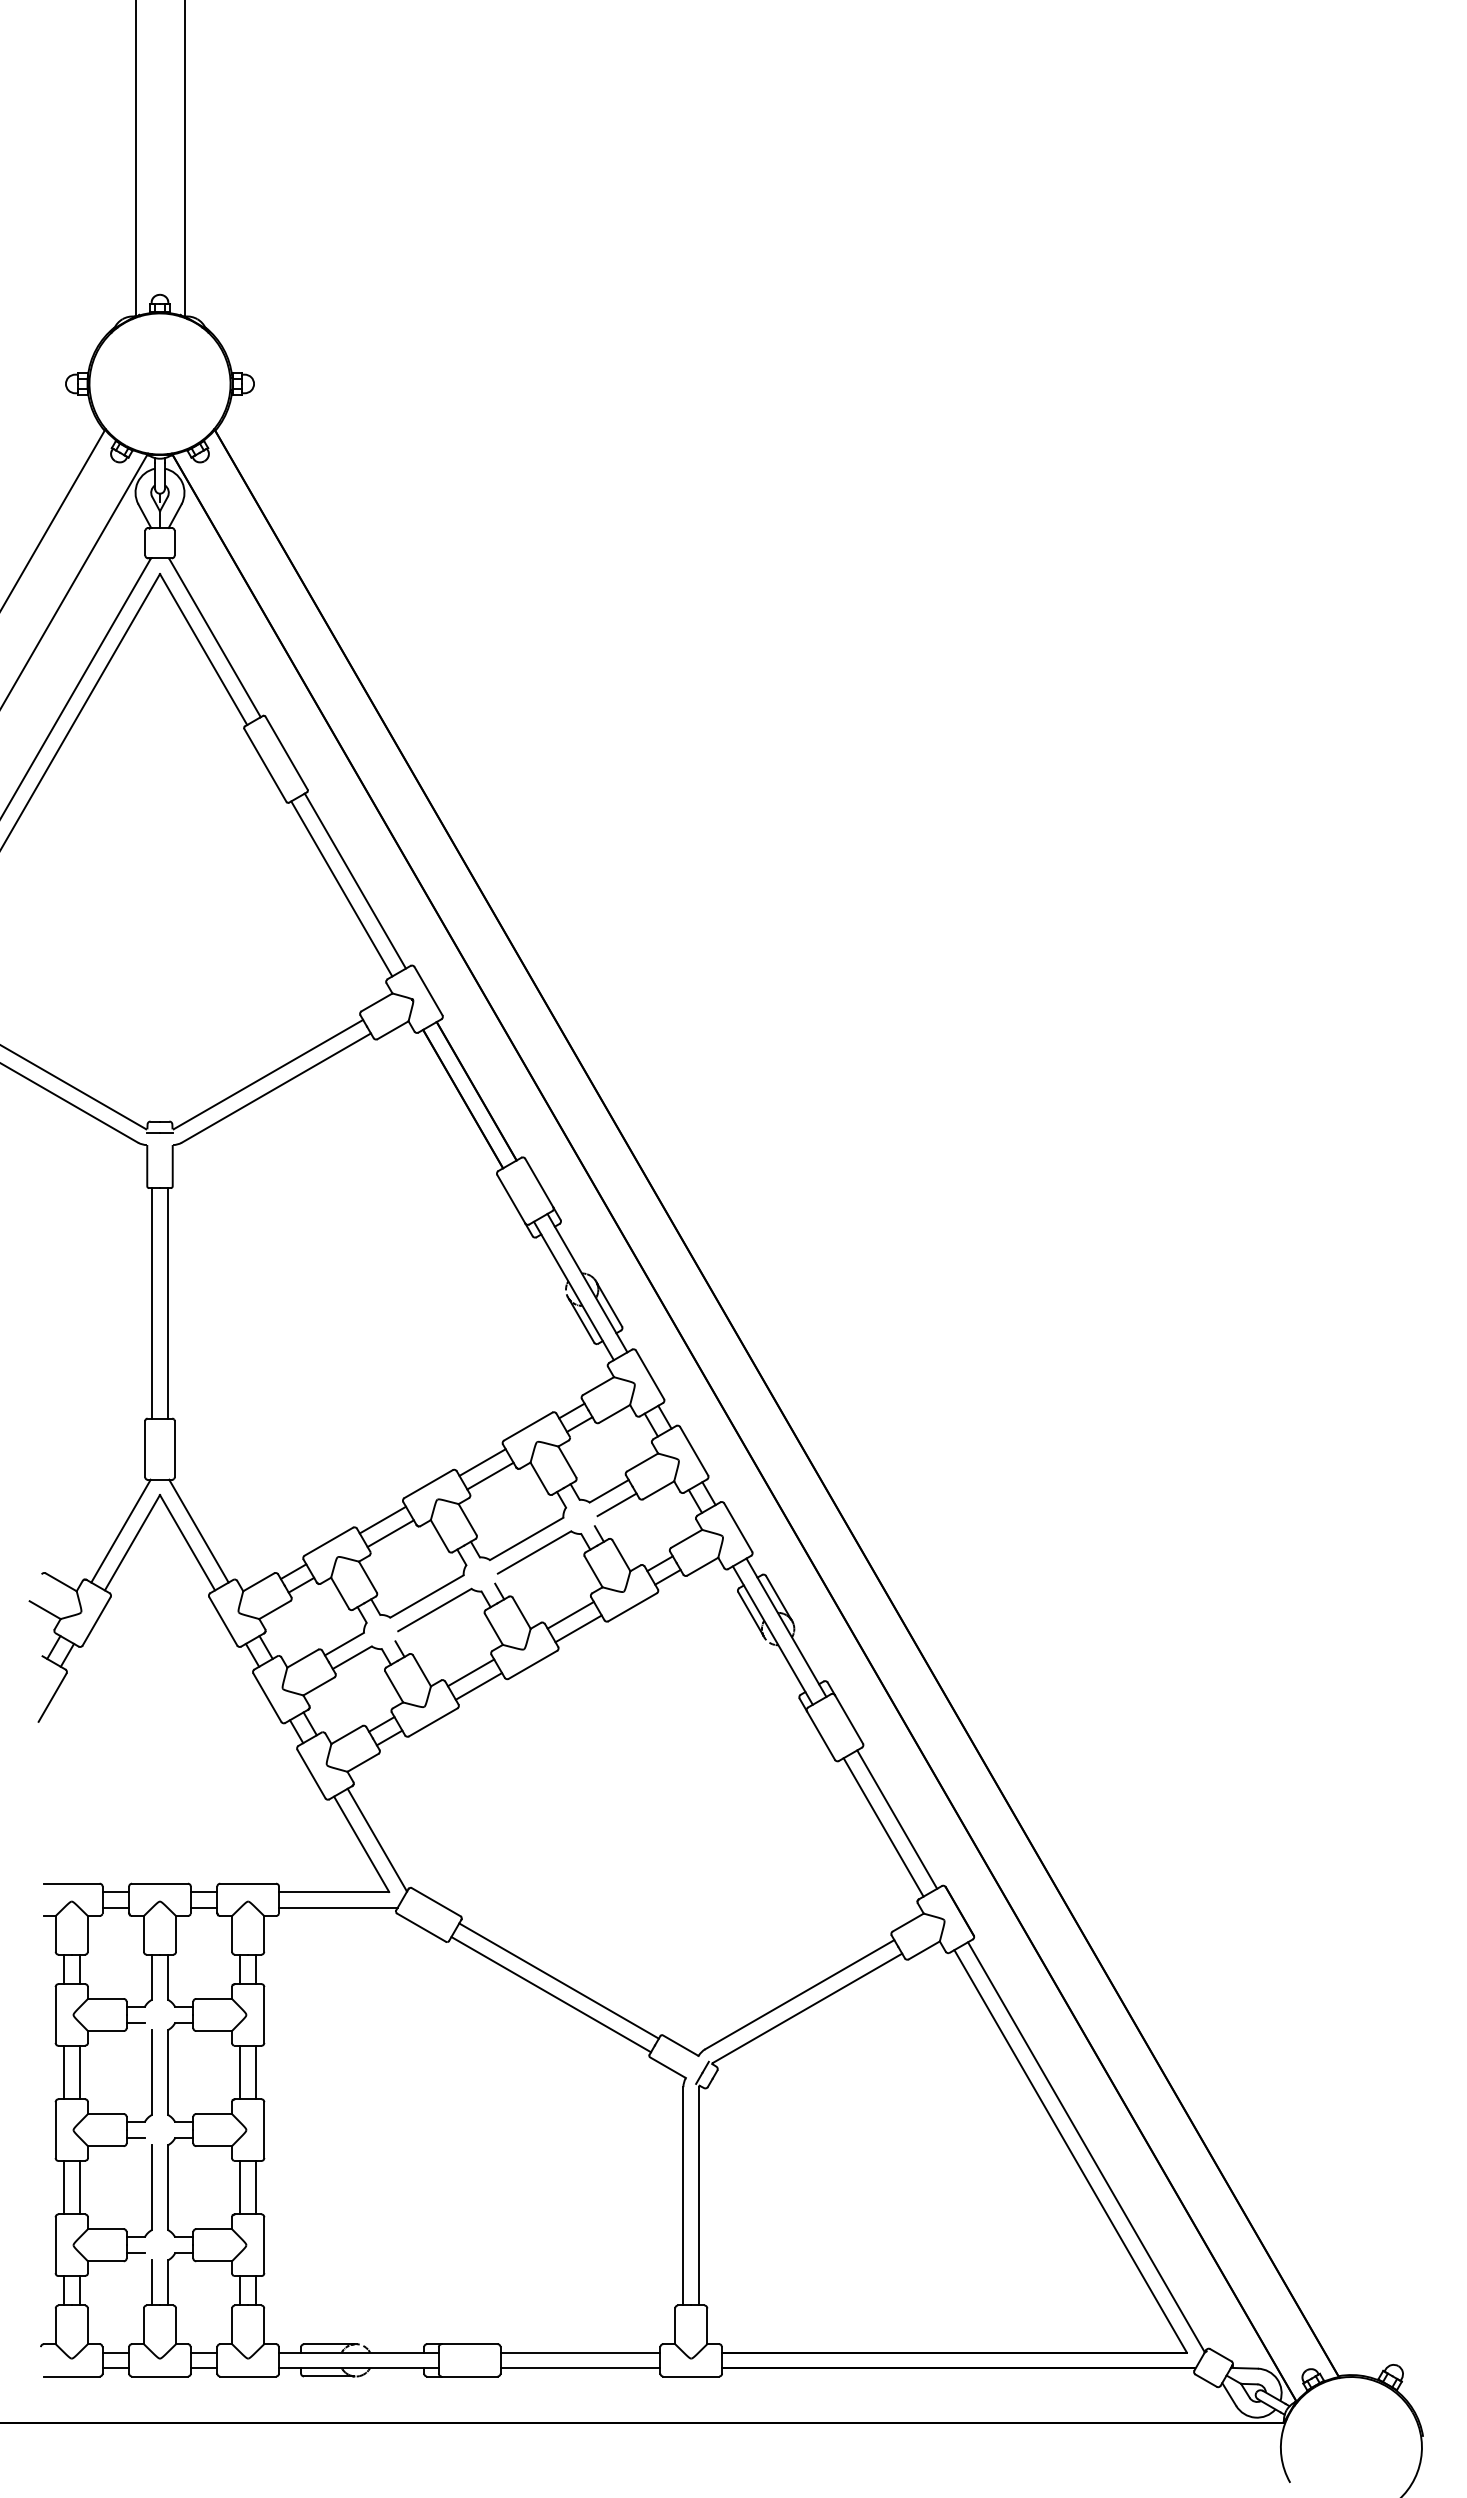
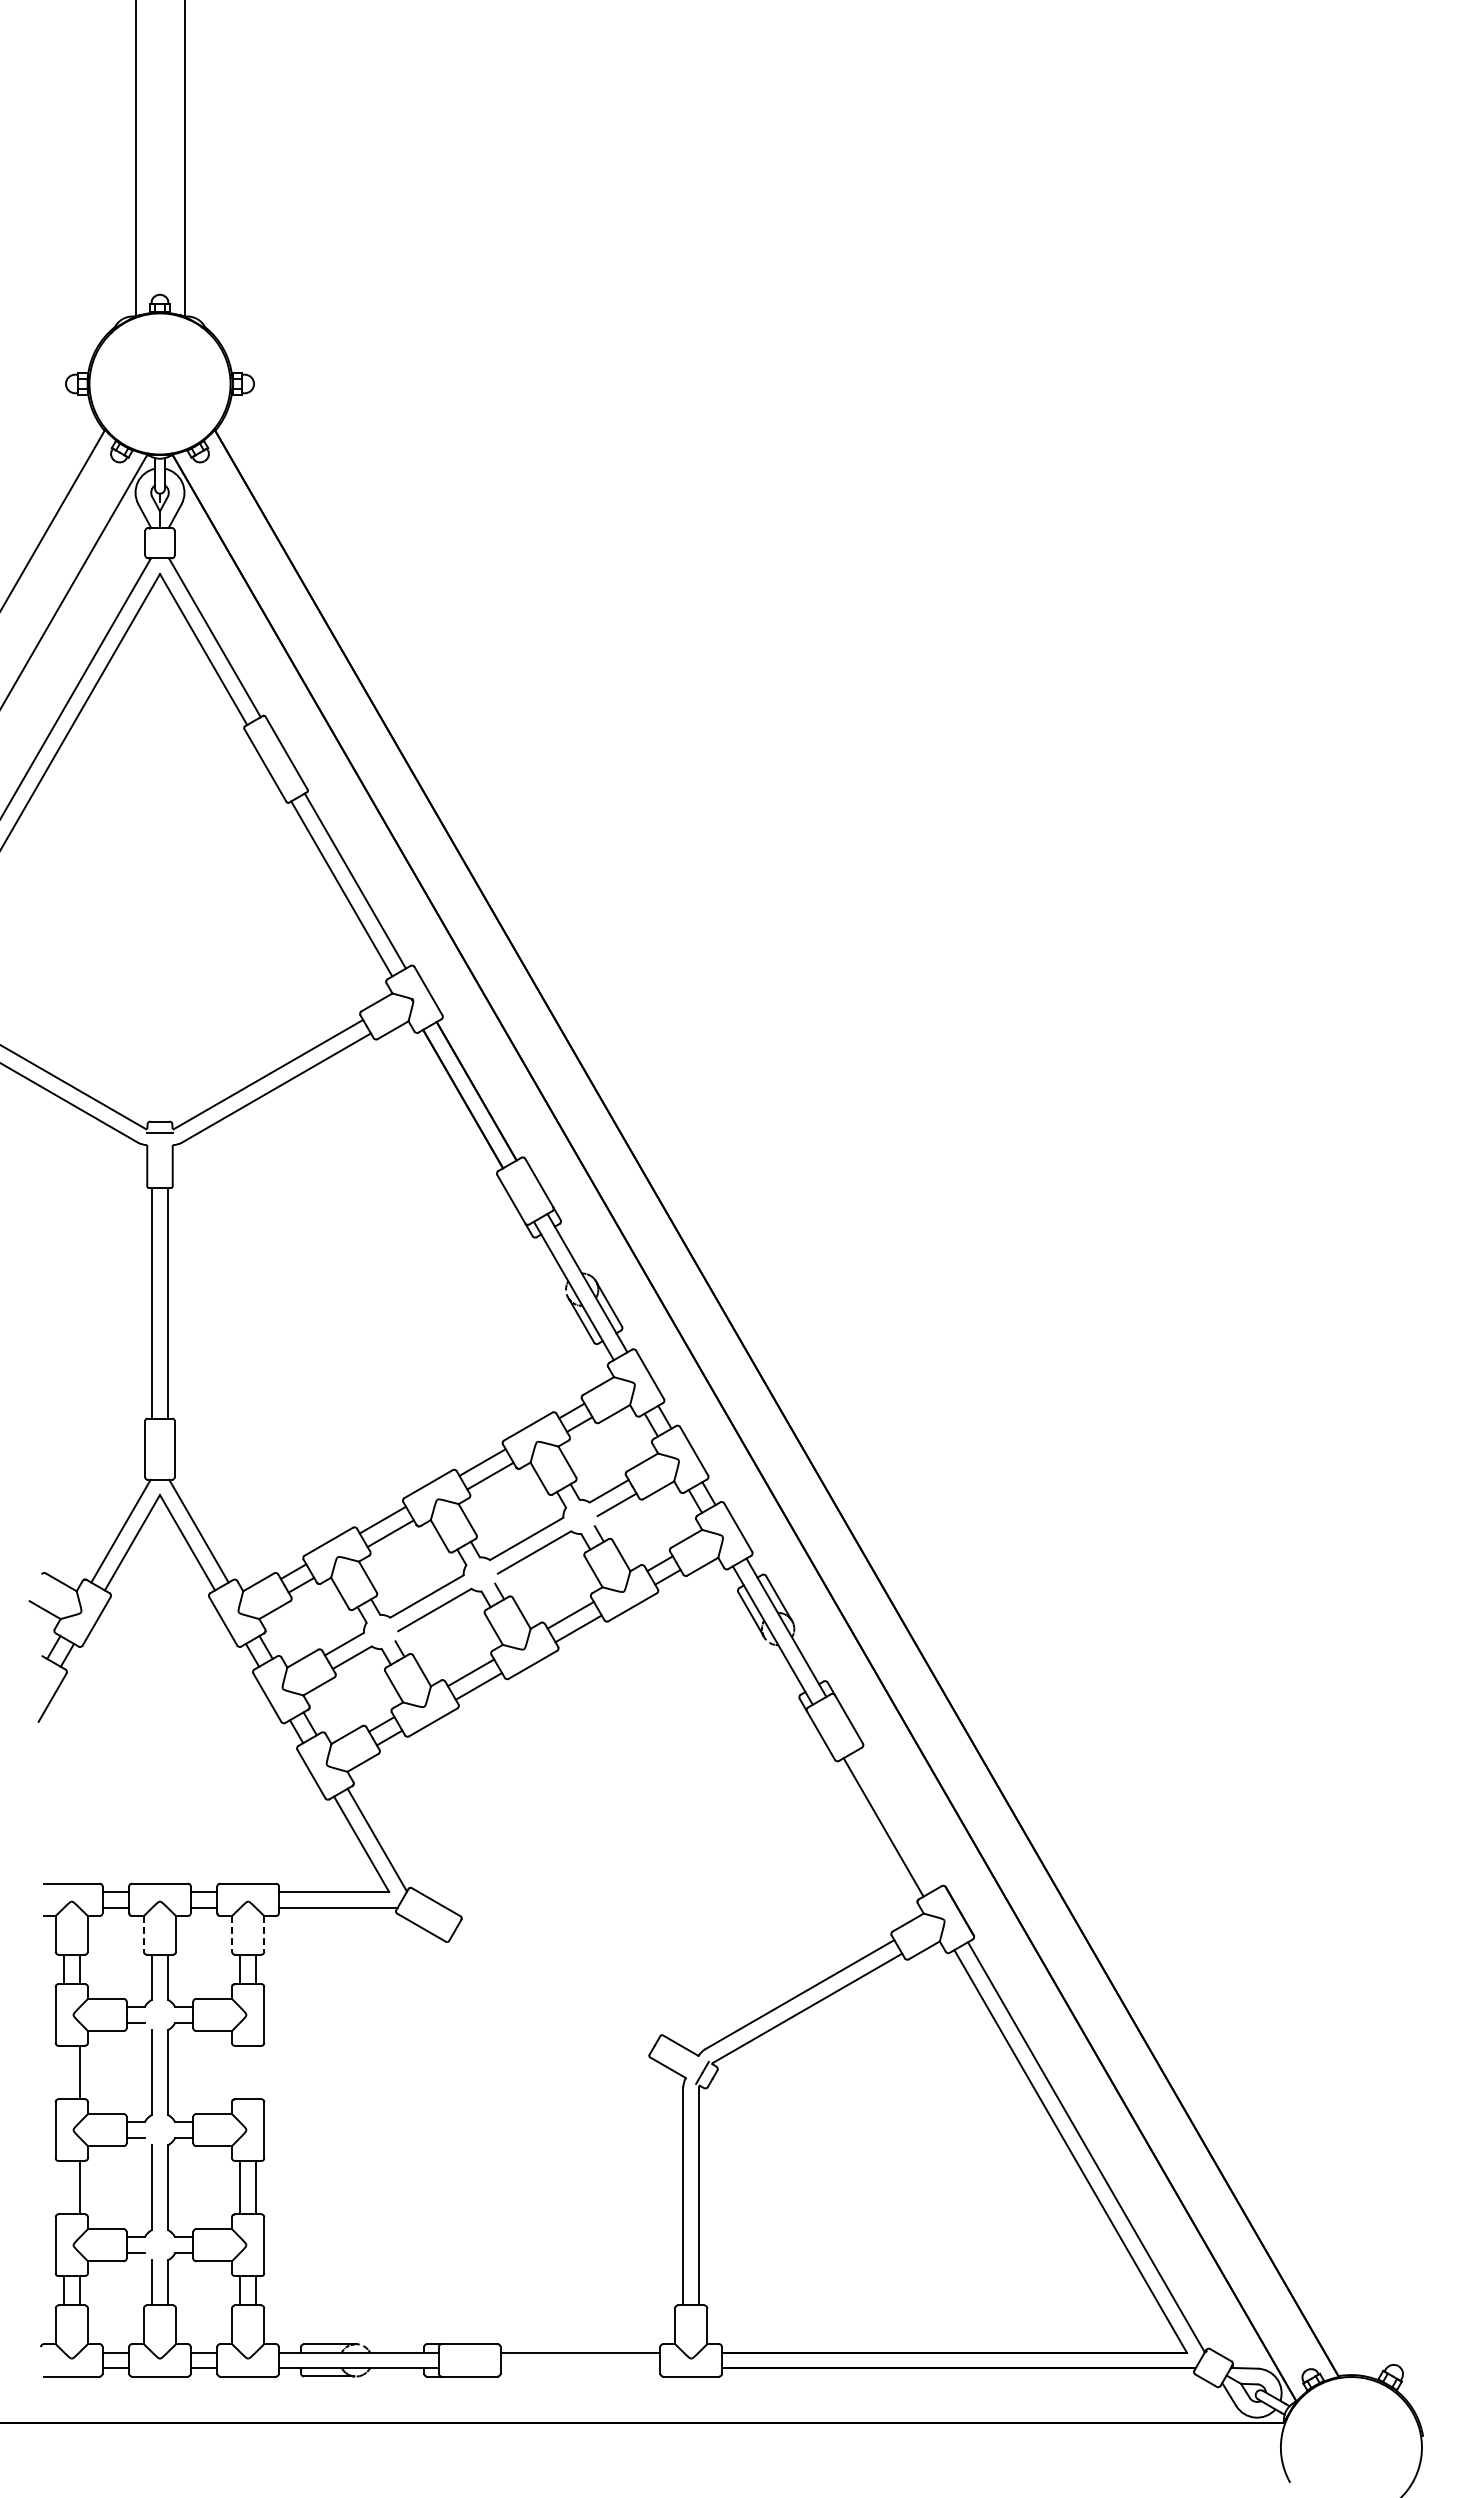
line: present -> none (897, 1819)
line: solid -> dashed (143, 1933)
line: solid -> dashed (232, 1933)
line: solid -> dashed (264, 1933)
line: present -> none (558, 1980)
line: present -> none (551, 1994)
line: present -> none (63, 2072)
line: present -> none (240, 2072)
line: present -> none (256, 2072)
line: present -> none (63, 2187)
line: present -> none (580, 2368)
